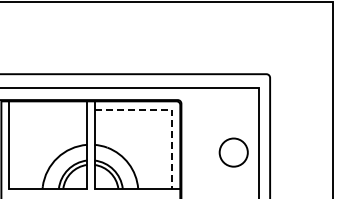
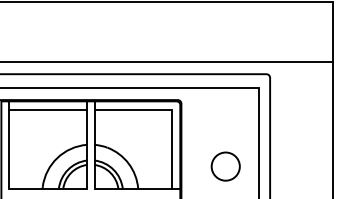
line: none -> present (167, 61)
line: none -> present (47, 109)
line: dashed -> solid (172, 110)
circle position: (233, 152) -> (225, 166) (225, 166)
